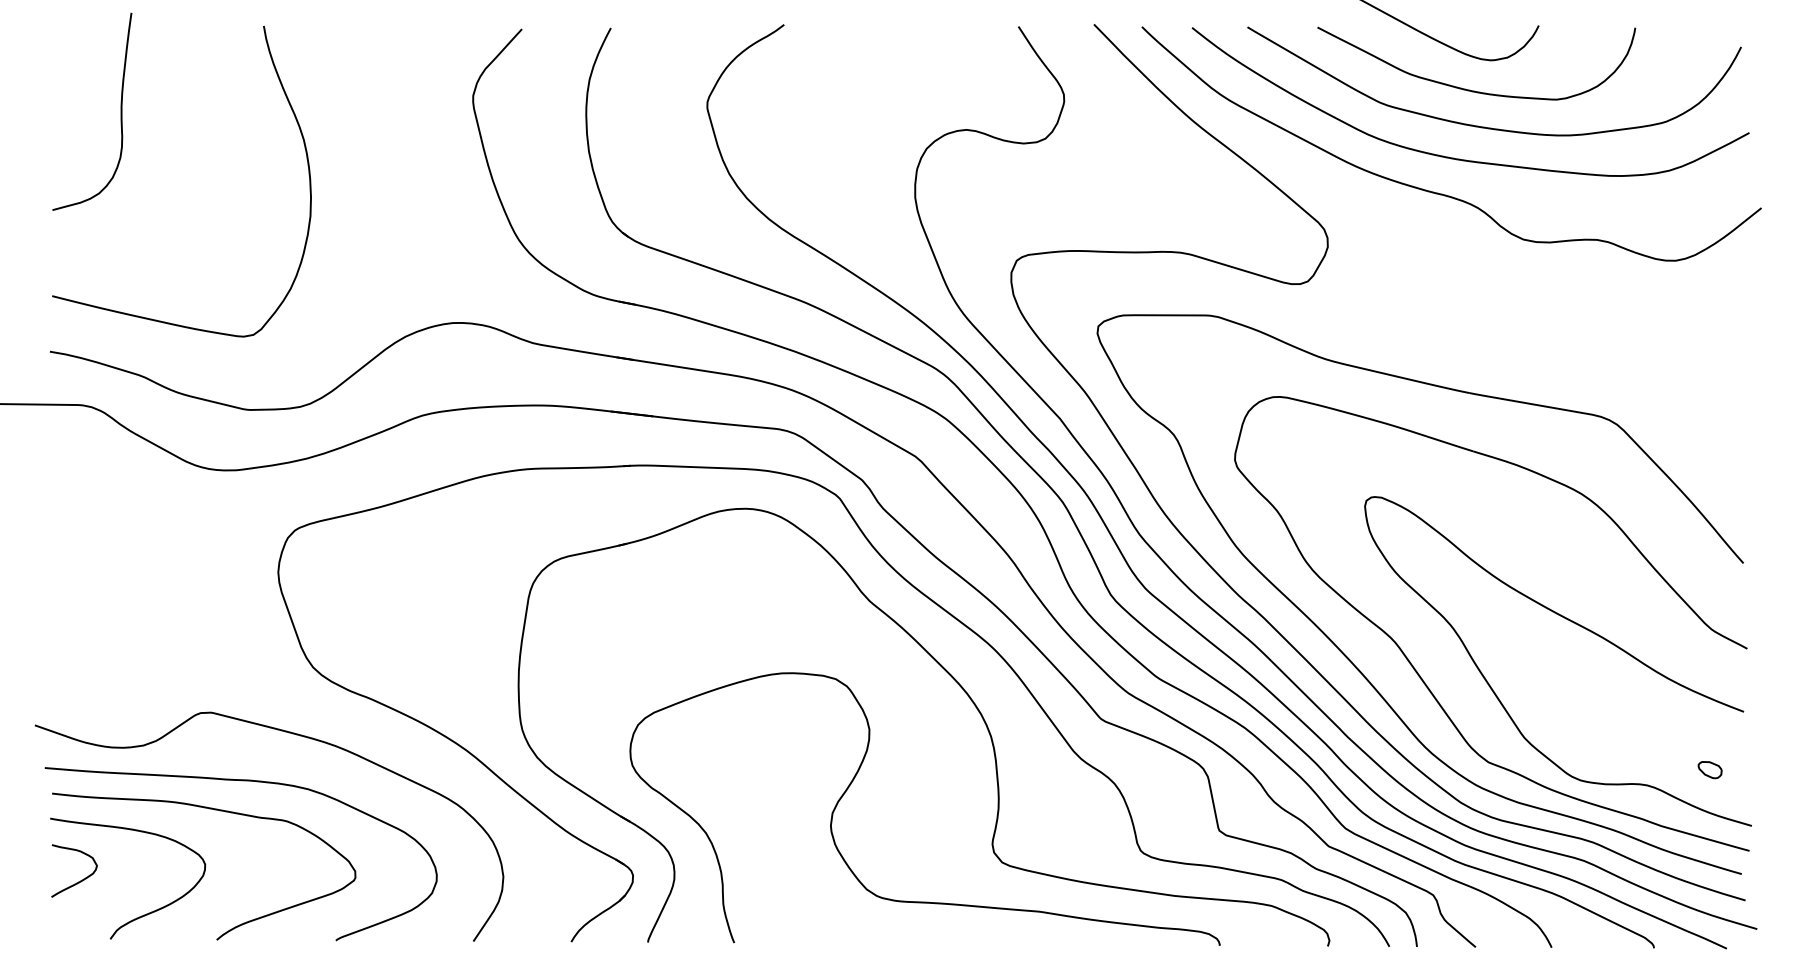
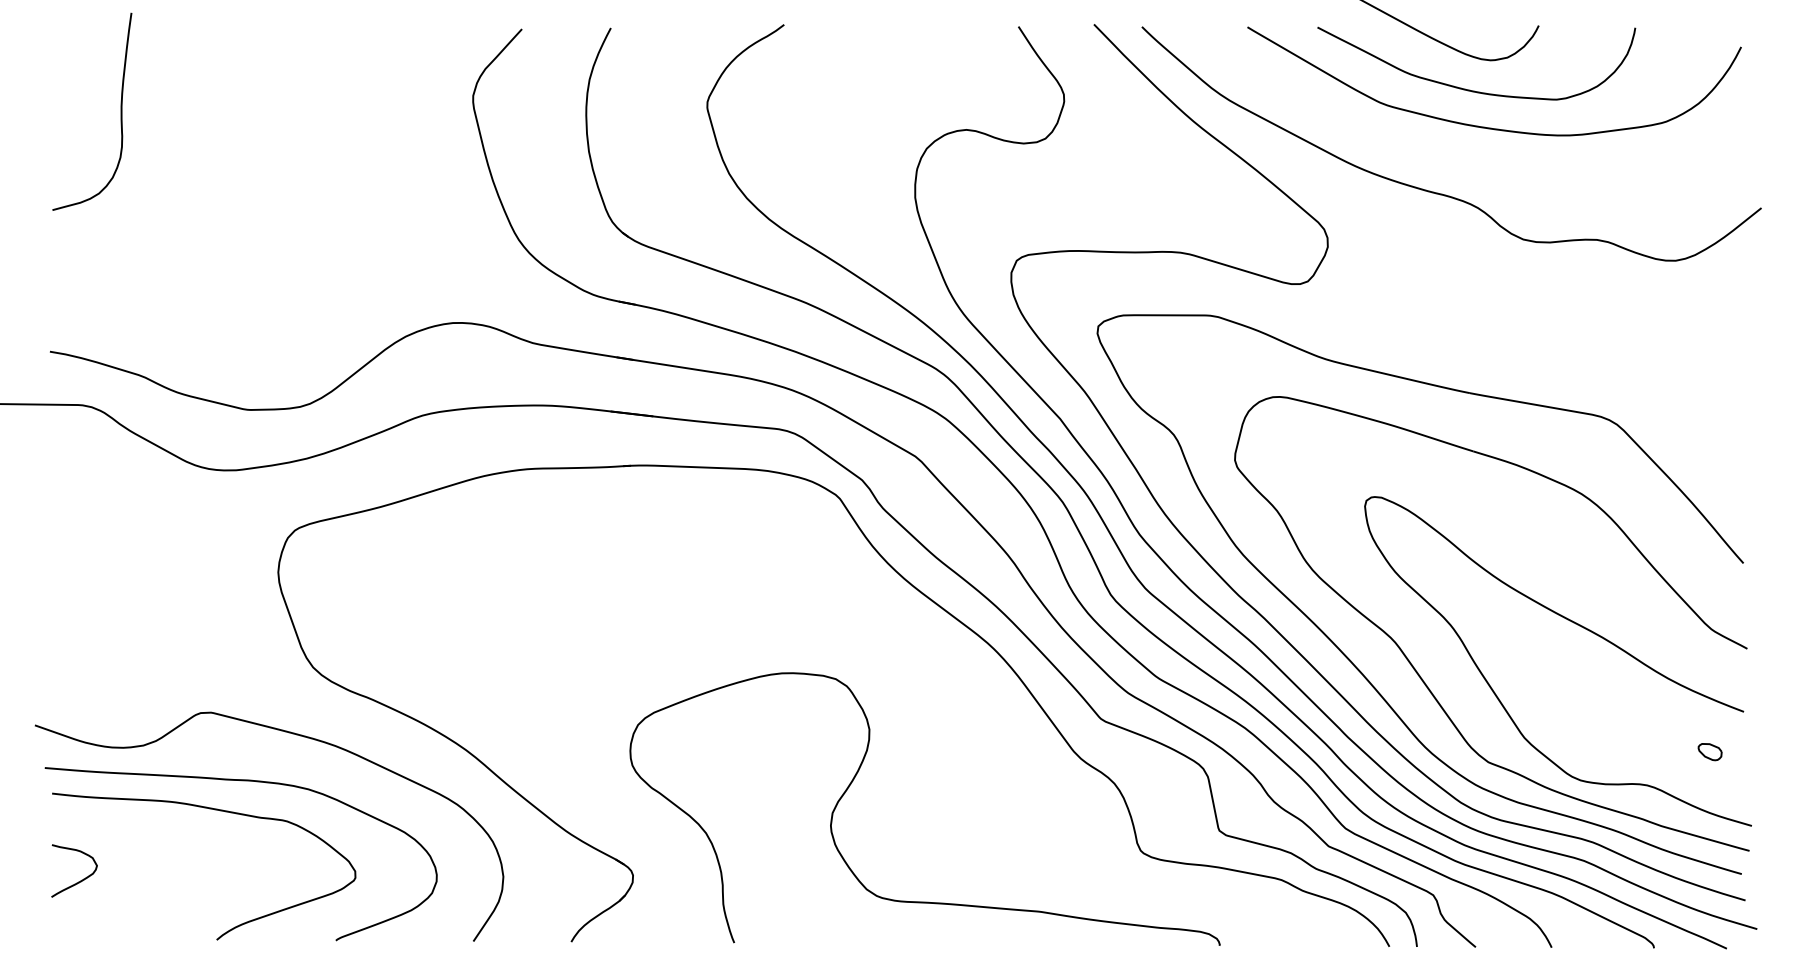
curve: present -> none (1459, 158)
curve: present -> none (306, 159)
part: present -> none (964, 692)
part position: (1709, 770) -> (1709, 752) (1709, 752)
curve: present -> none (141, 915)
